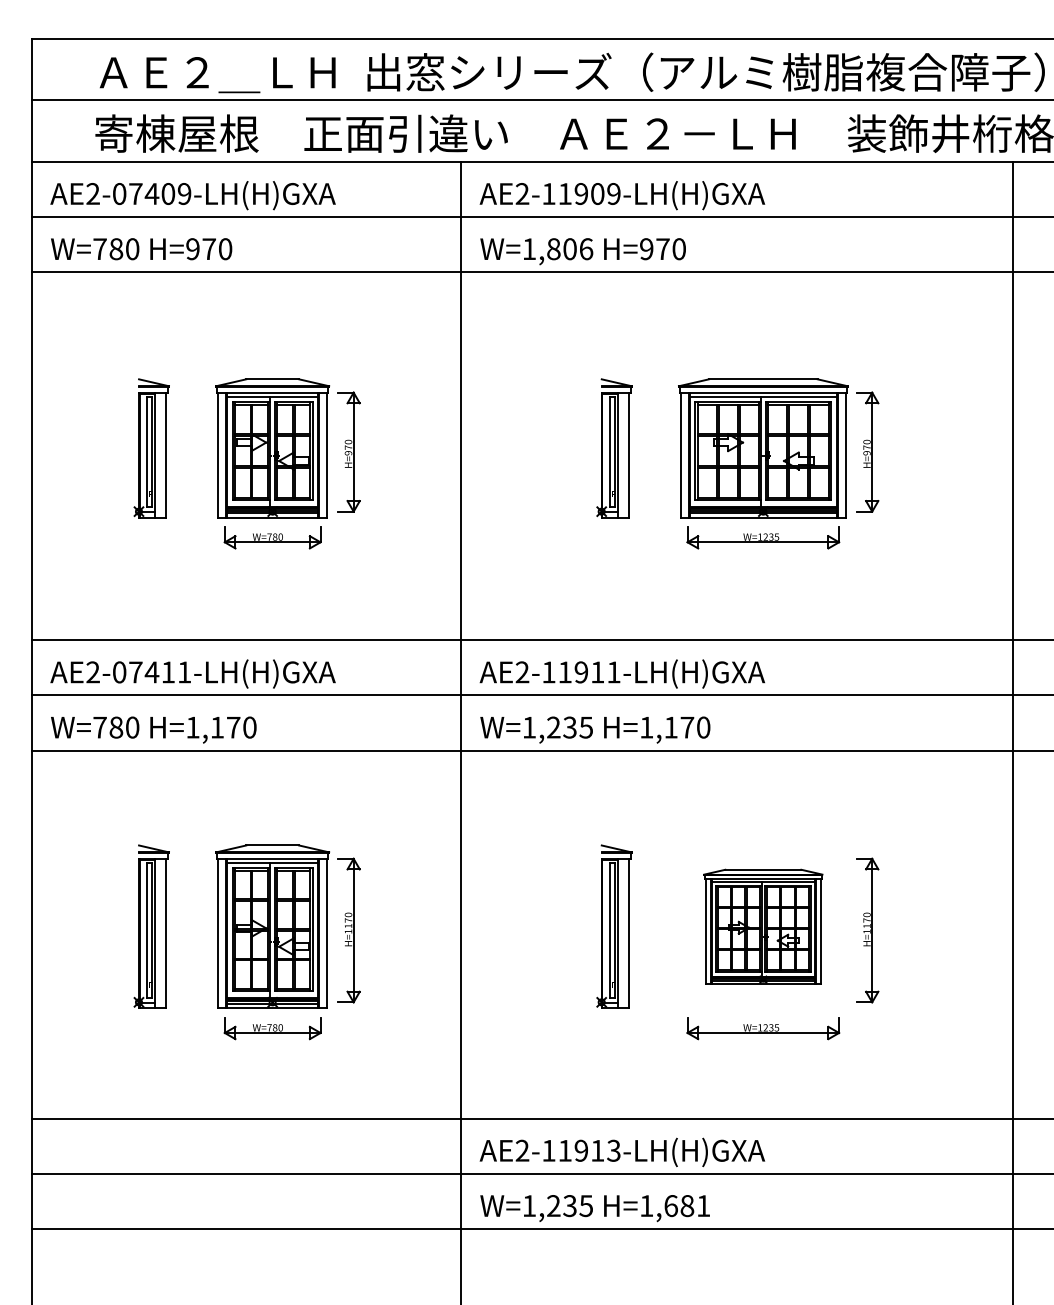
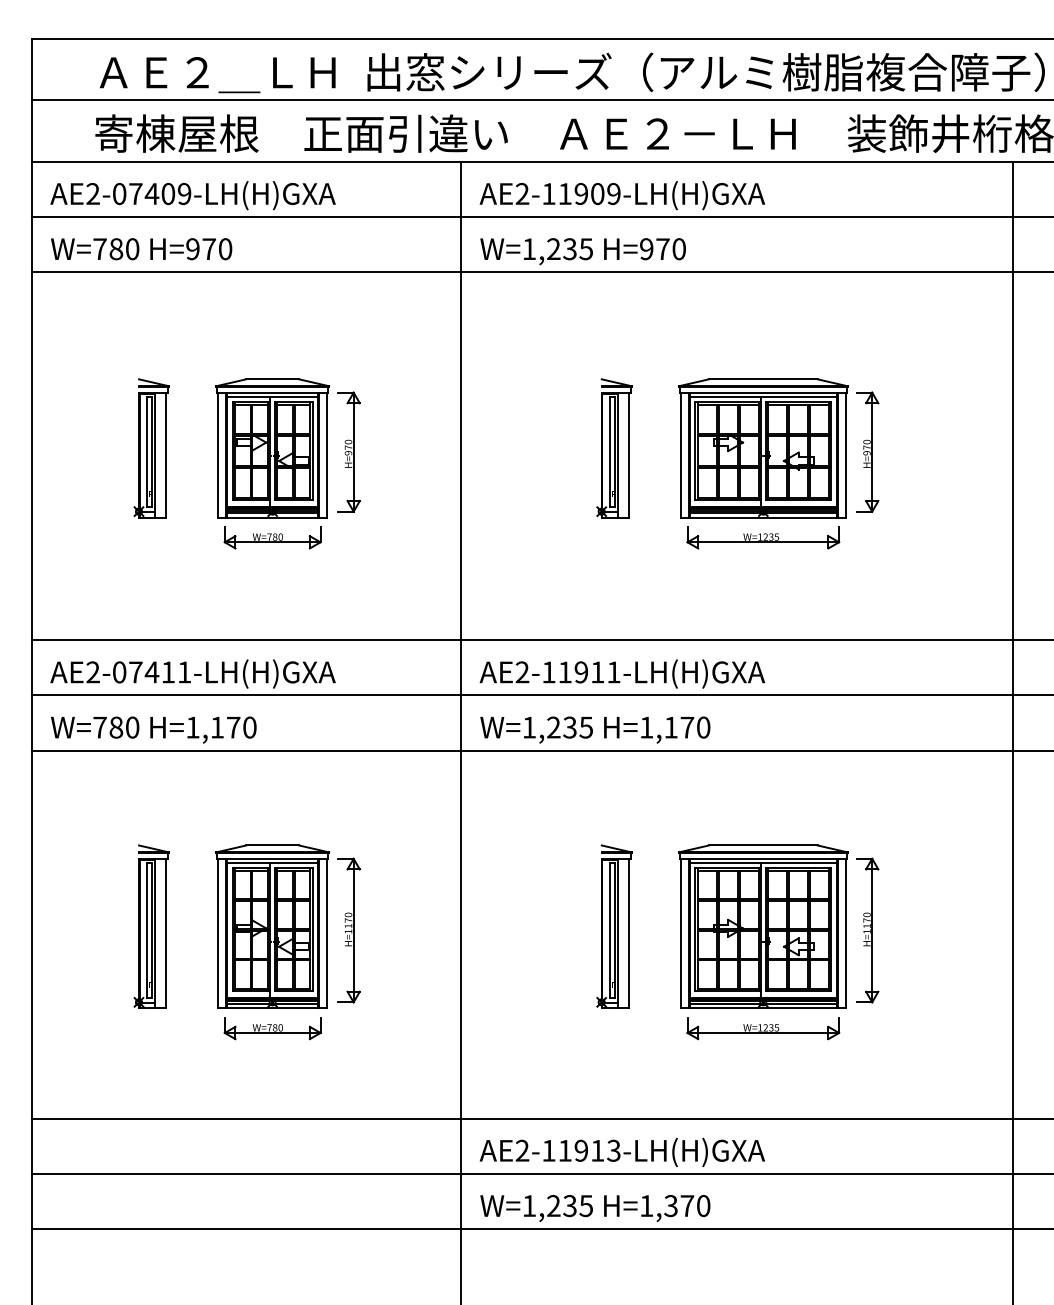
text: W=1,806 -> W=1,235 (570, 249)
part size: 121x117 px -> 171x165 px (763, 926)
text: H=1,681 -> H=1,370 (687, 1206)
